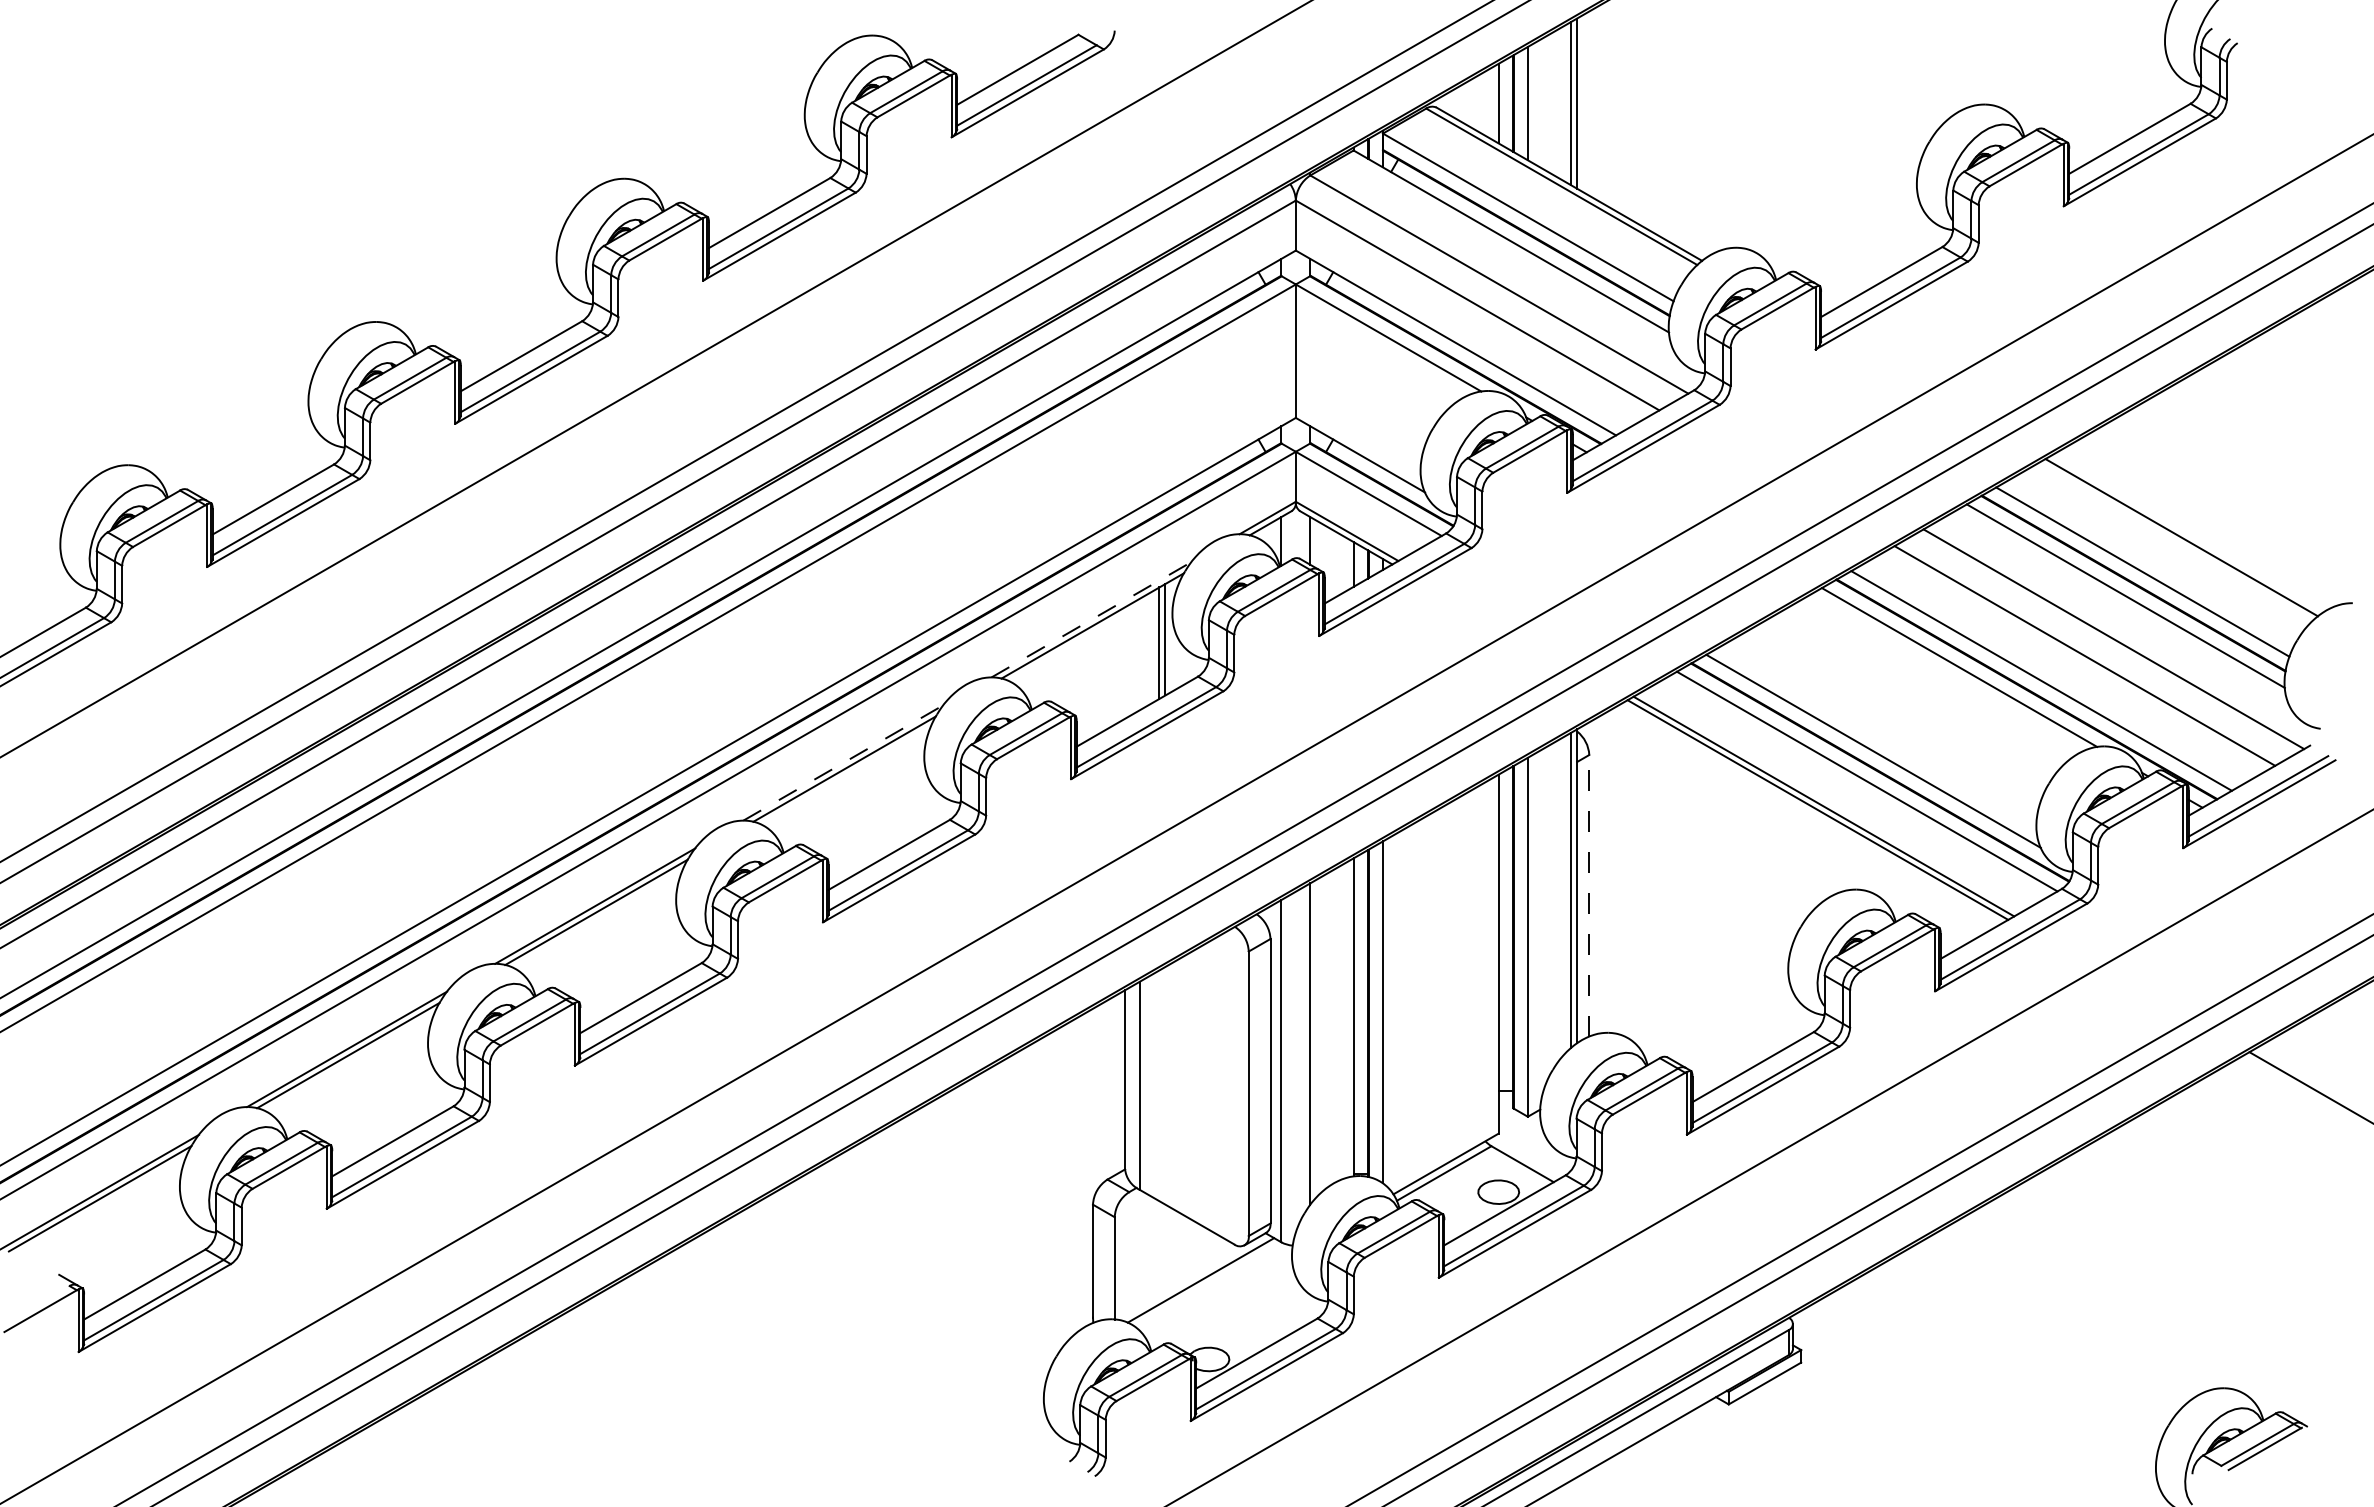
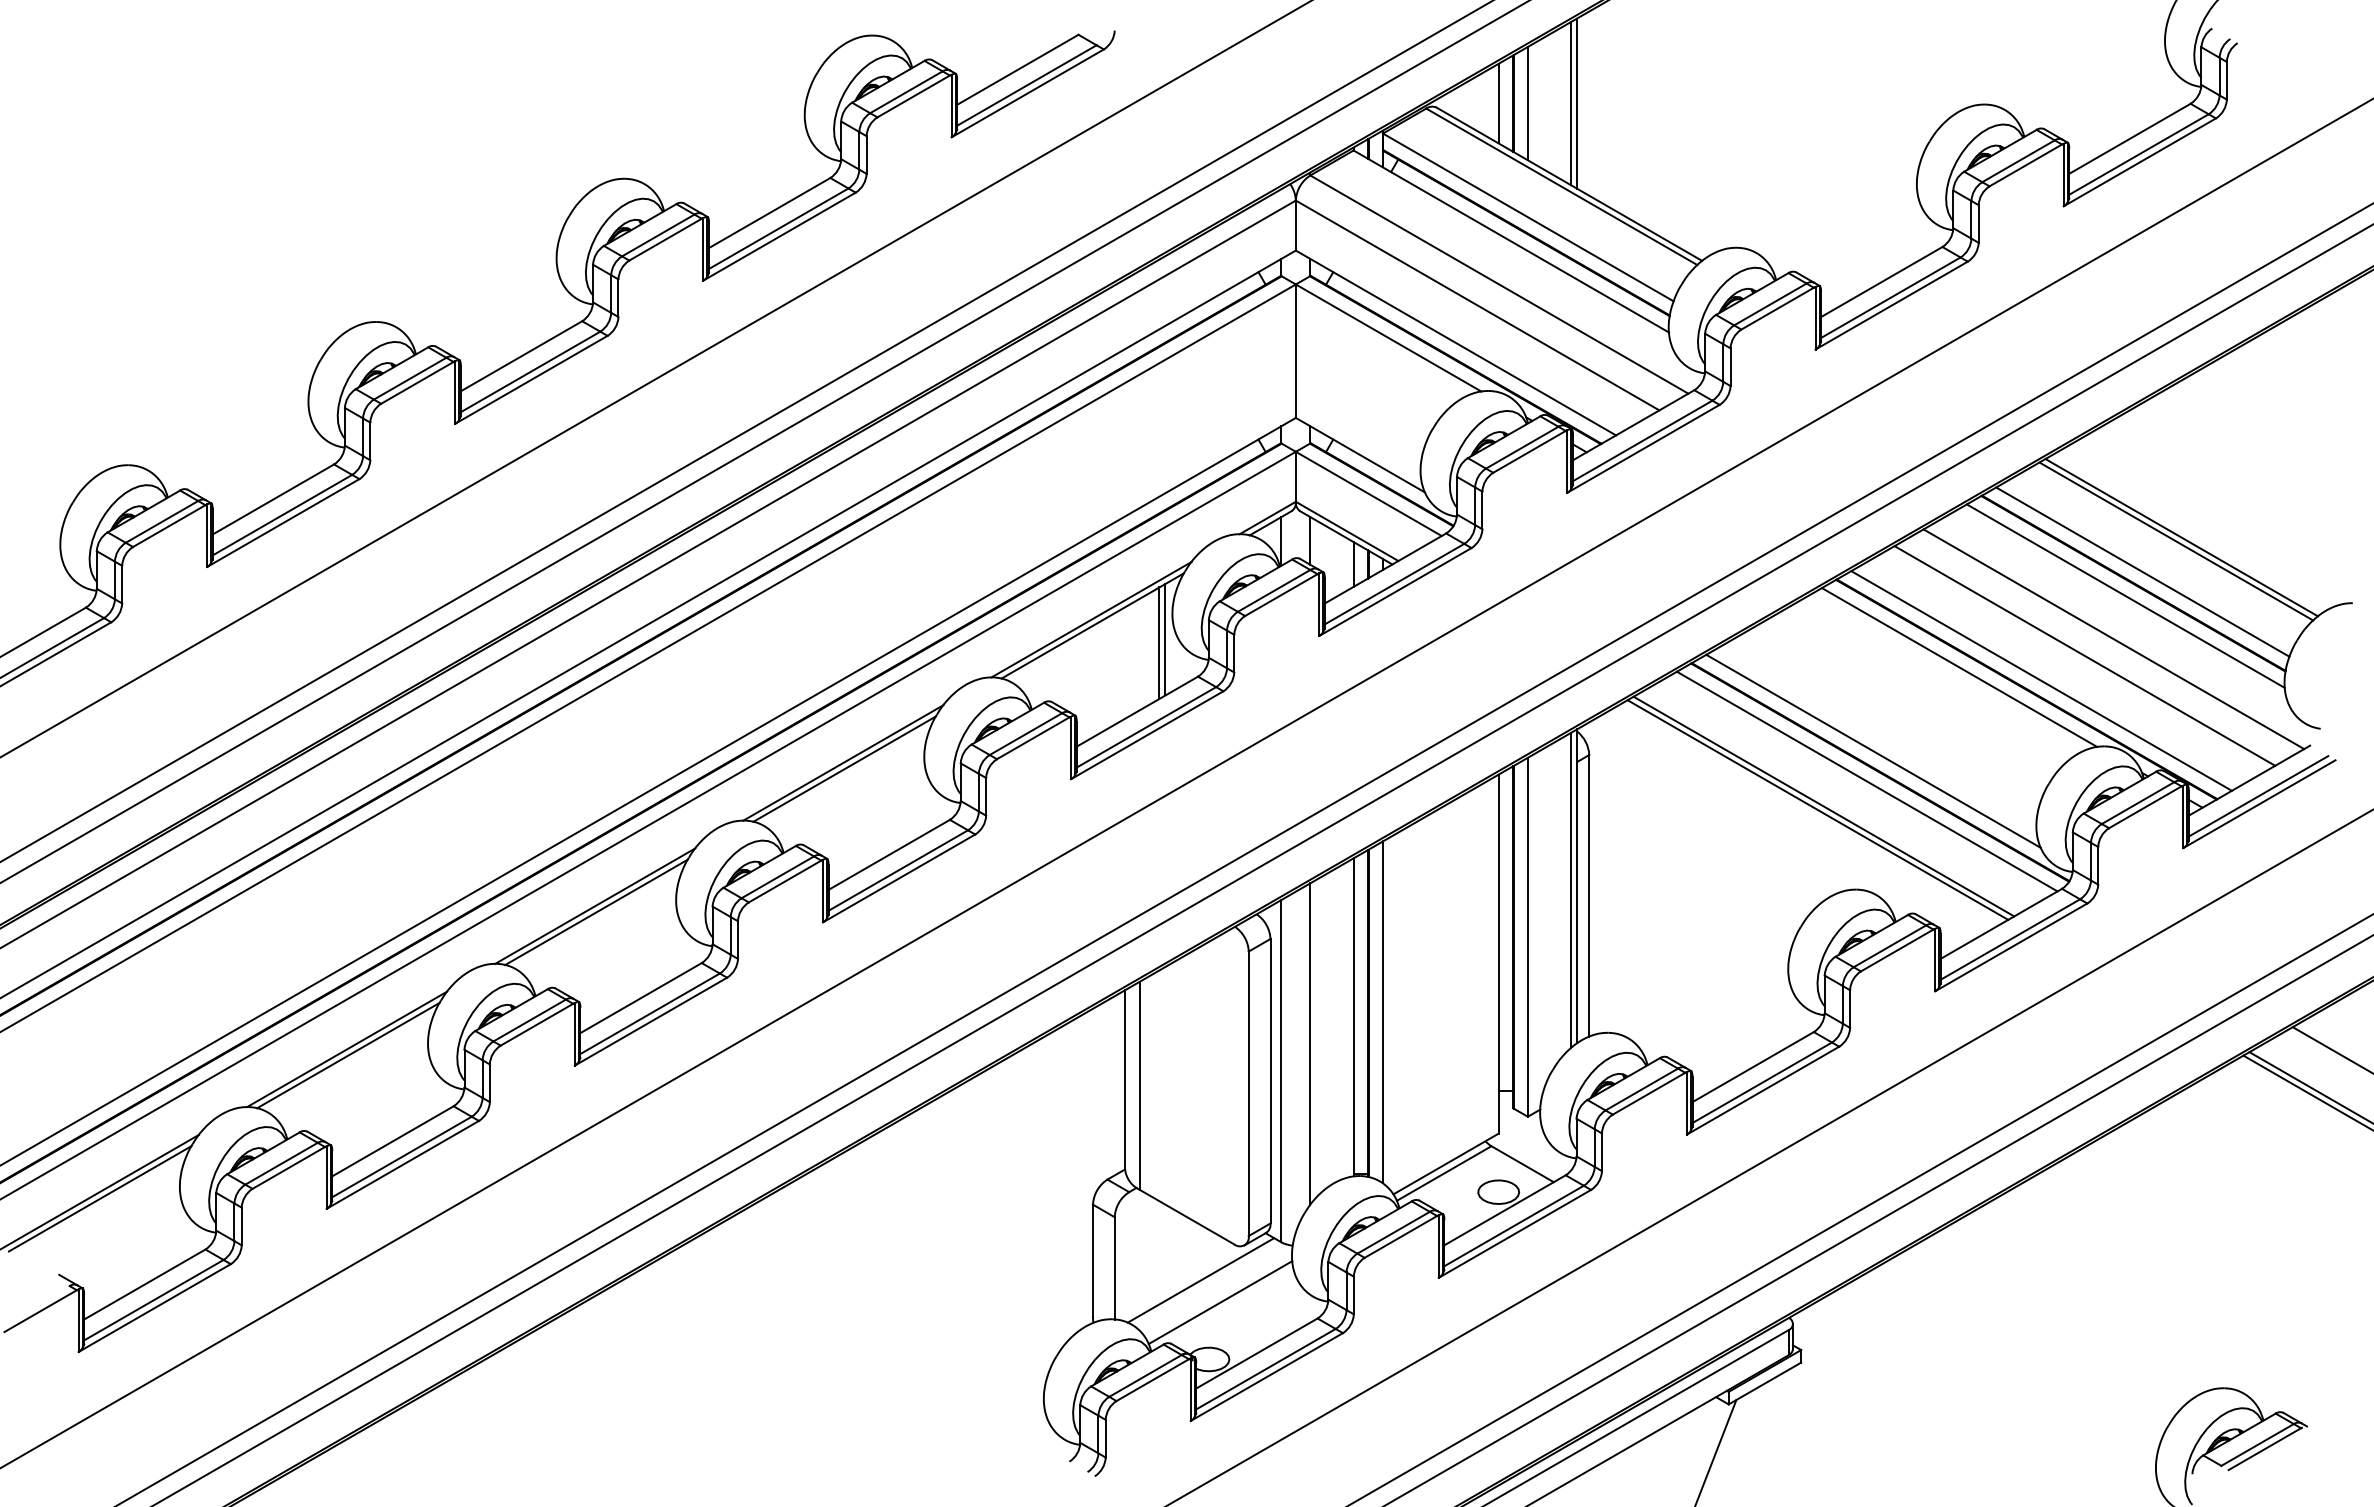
line: none -> present (2176, 541)
line: dashed -> solid (1091, 619)
line: dashed -> solid (843, 762)
line position: (1186, 818) -> (1186, 783) (1186, 783)
line: dashed -> solid (1589, 895)
line: none -> present (2331, 1049)
line: none -> present (2306, 1092)
line: none -> present (1220, 1302)
line: none -> present (1716, 1451)
